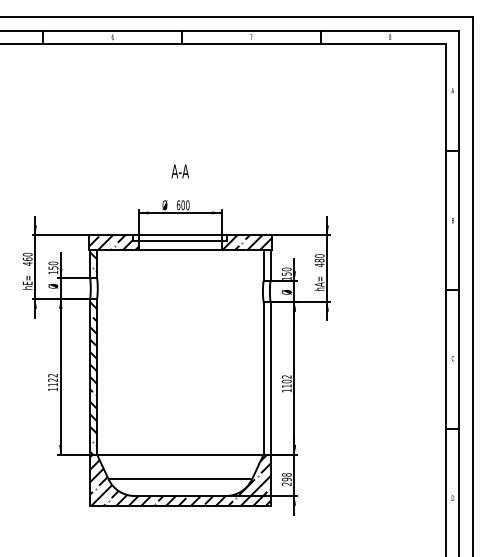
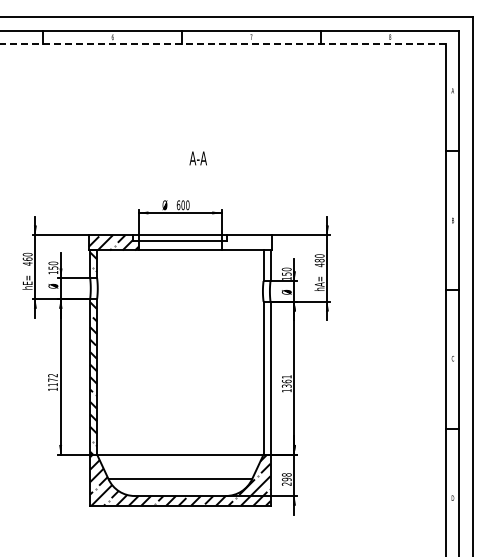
line: solid -> dashed (222, 44)
text position: (179, 171) -> (197, 158) (197, 158)
hatch: present -> none (246, 242)
text: 1122 -> 1172 (52, 379)
text: 1102 -> 1361 (286, 381)
